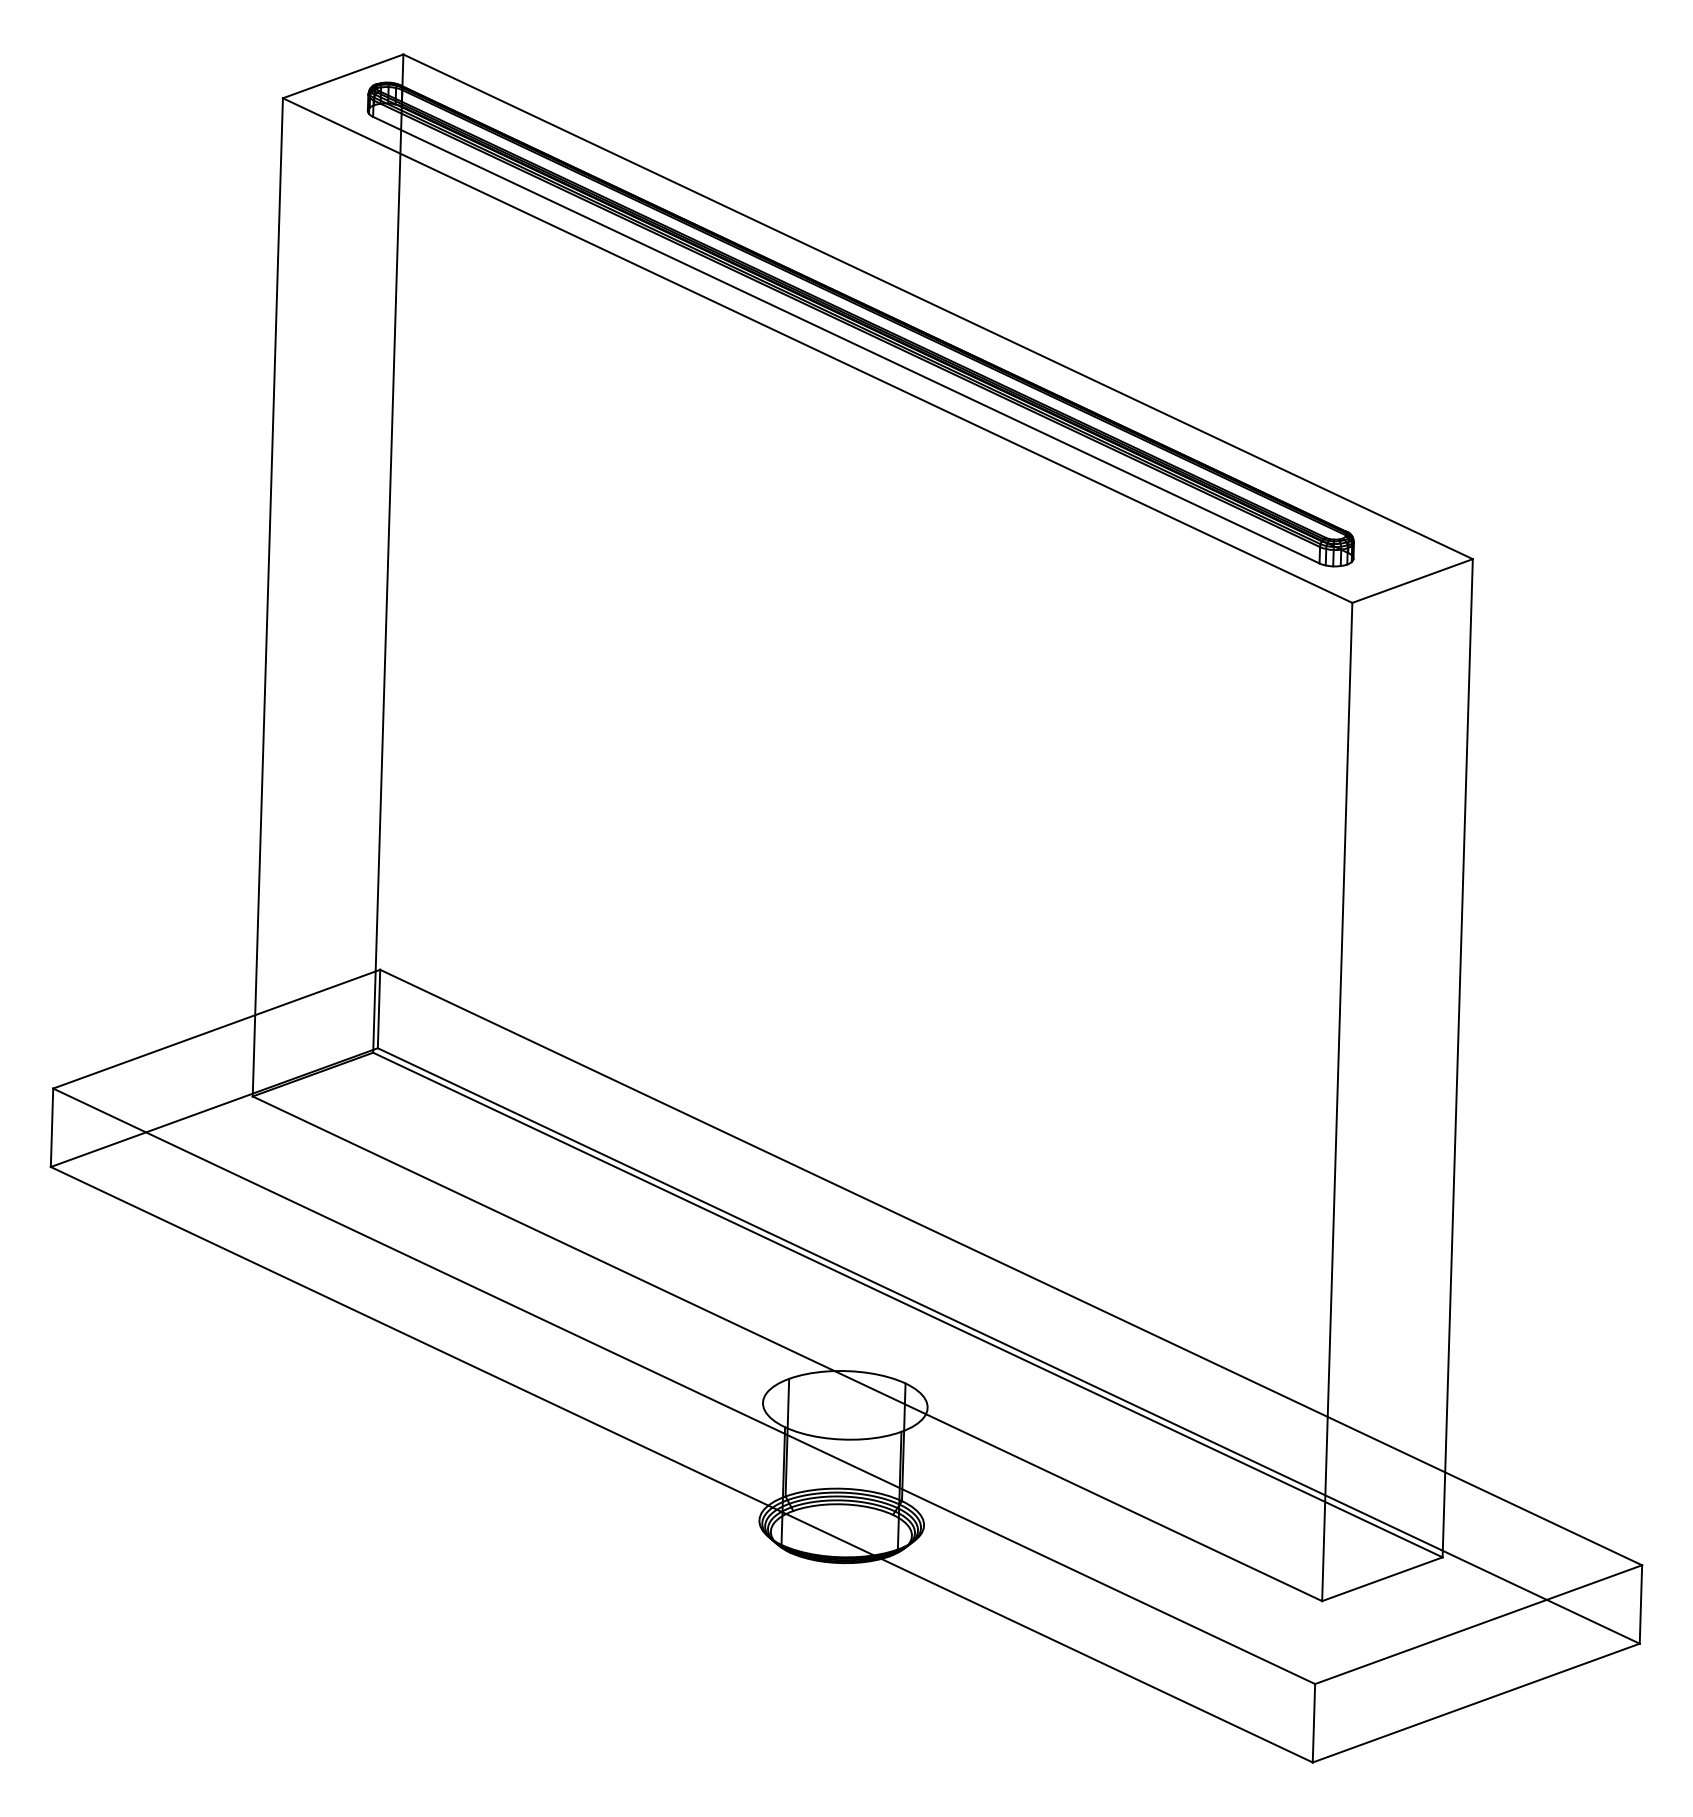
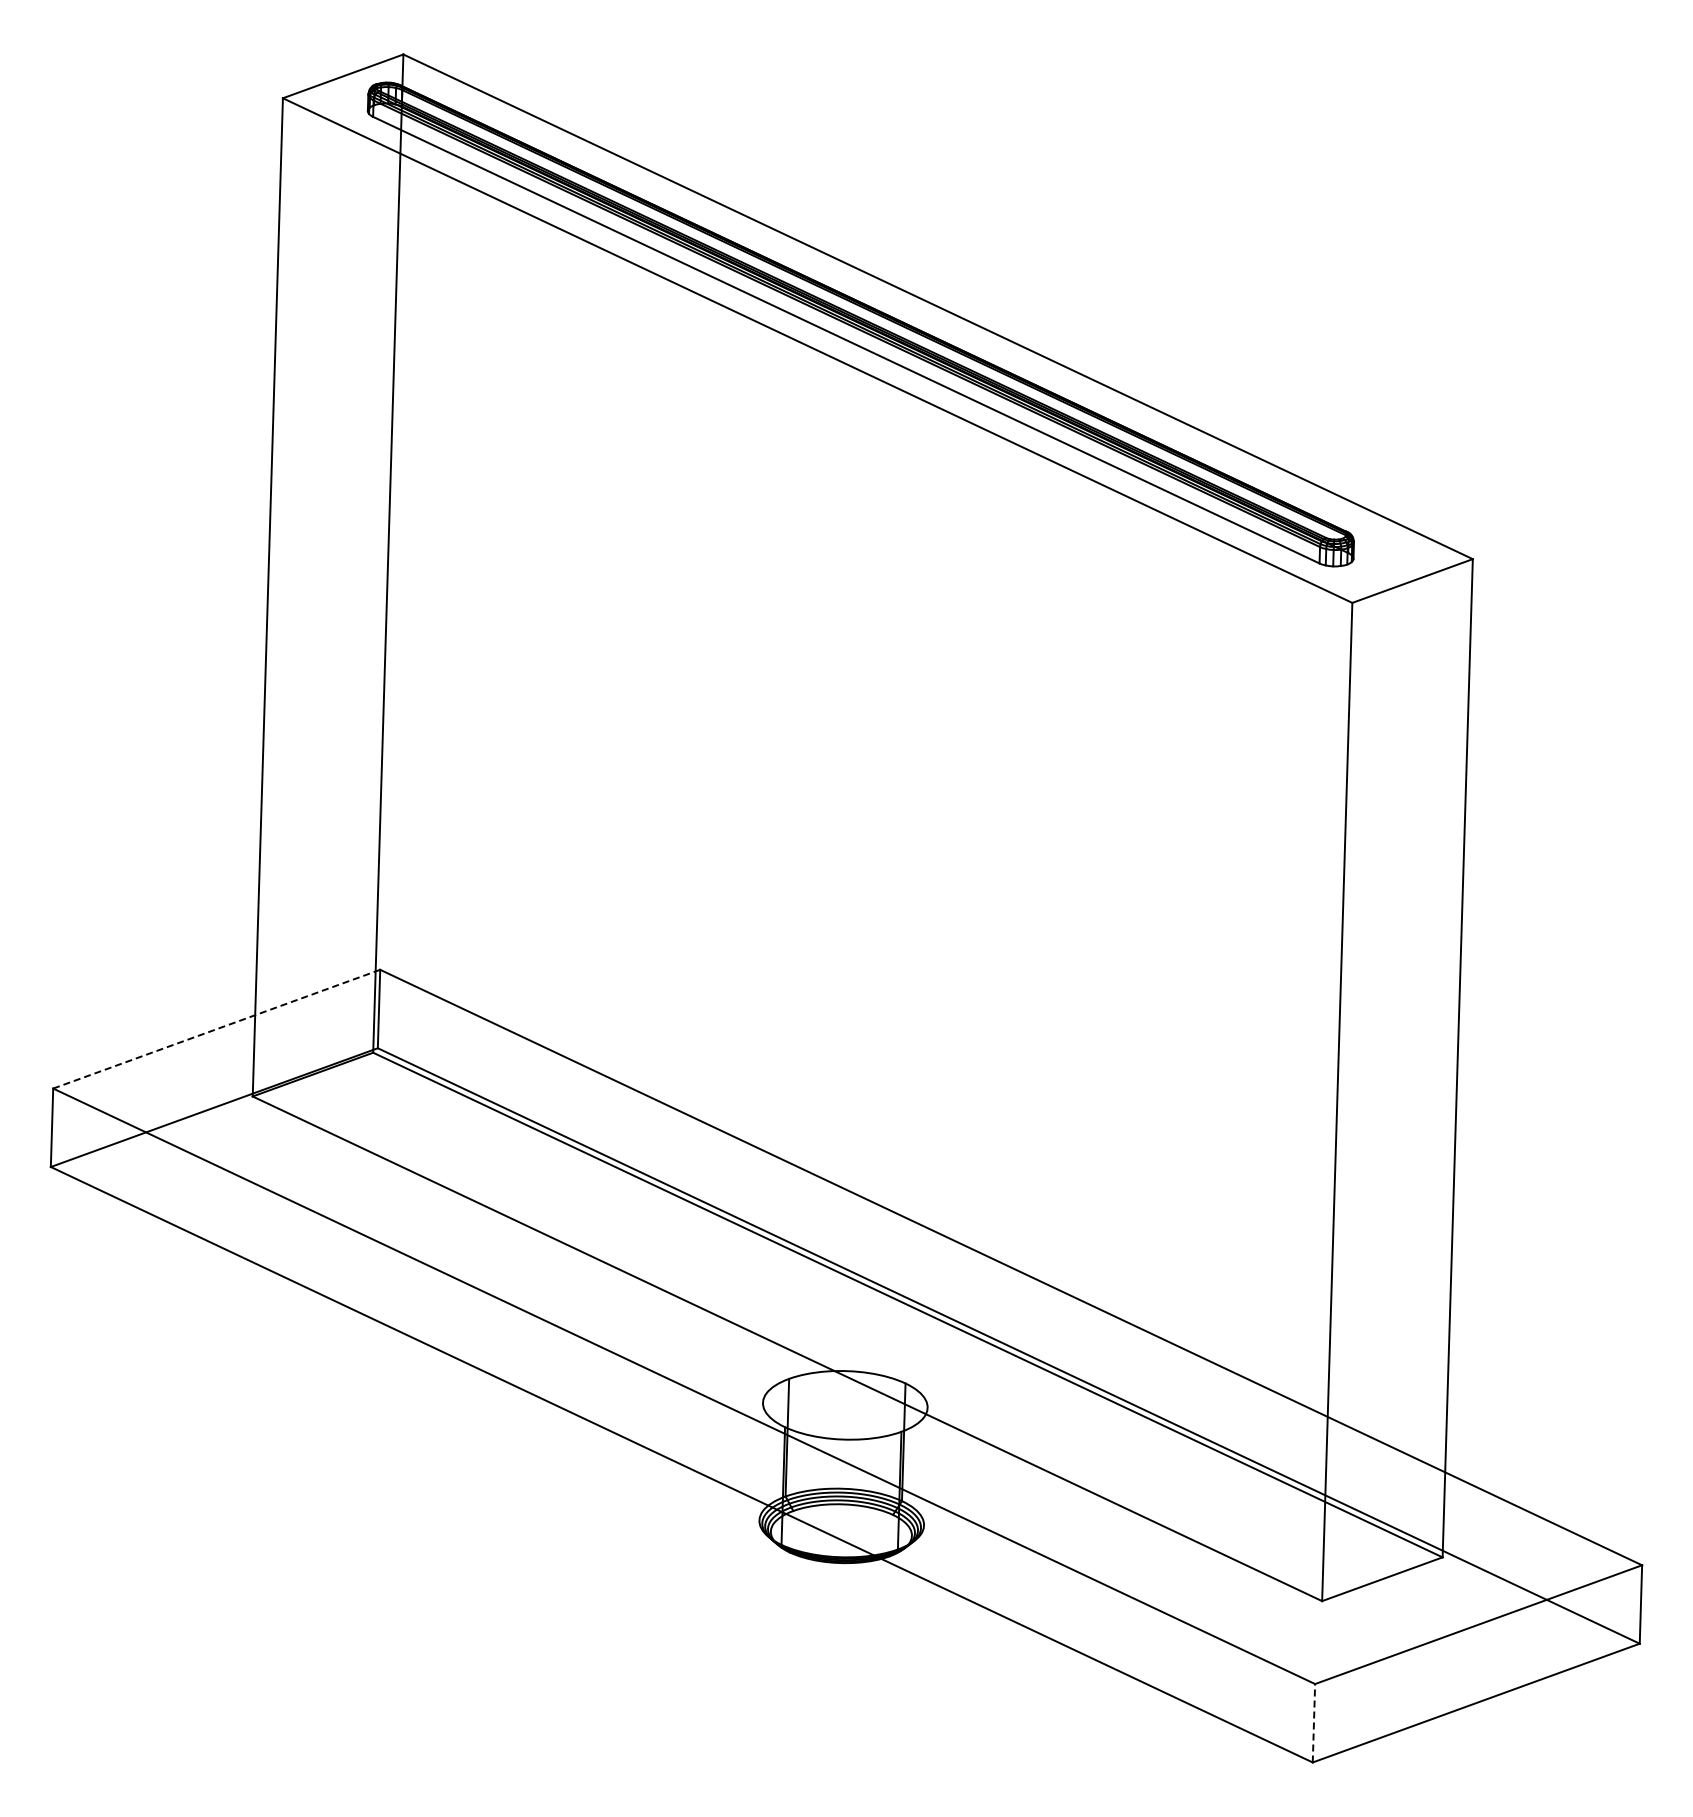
line: solid -> dashed (216, 1029)
line: solid -> dashed (1313, 1722)
